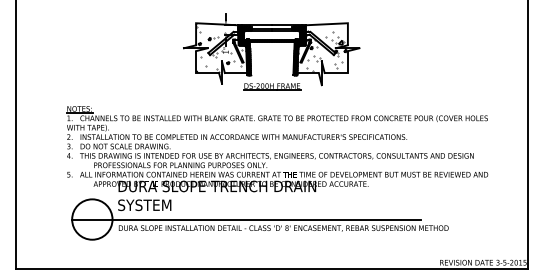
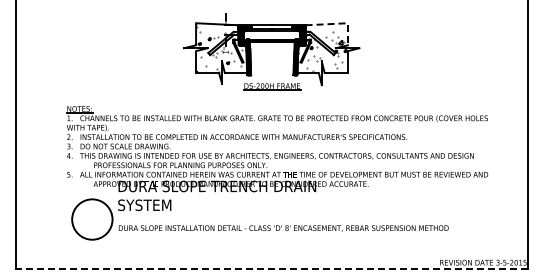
line: solid -> dashed (339, 23)
line: present -> none (246, 219)
line: solid -> dashed (272, 268)
